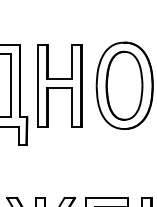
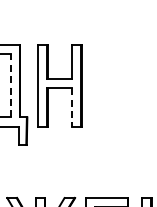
line: solid -> dashed (11, 85)
part: present -> none (124, 85)
line: solid -> dashed (72, 107)
